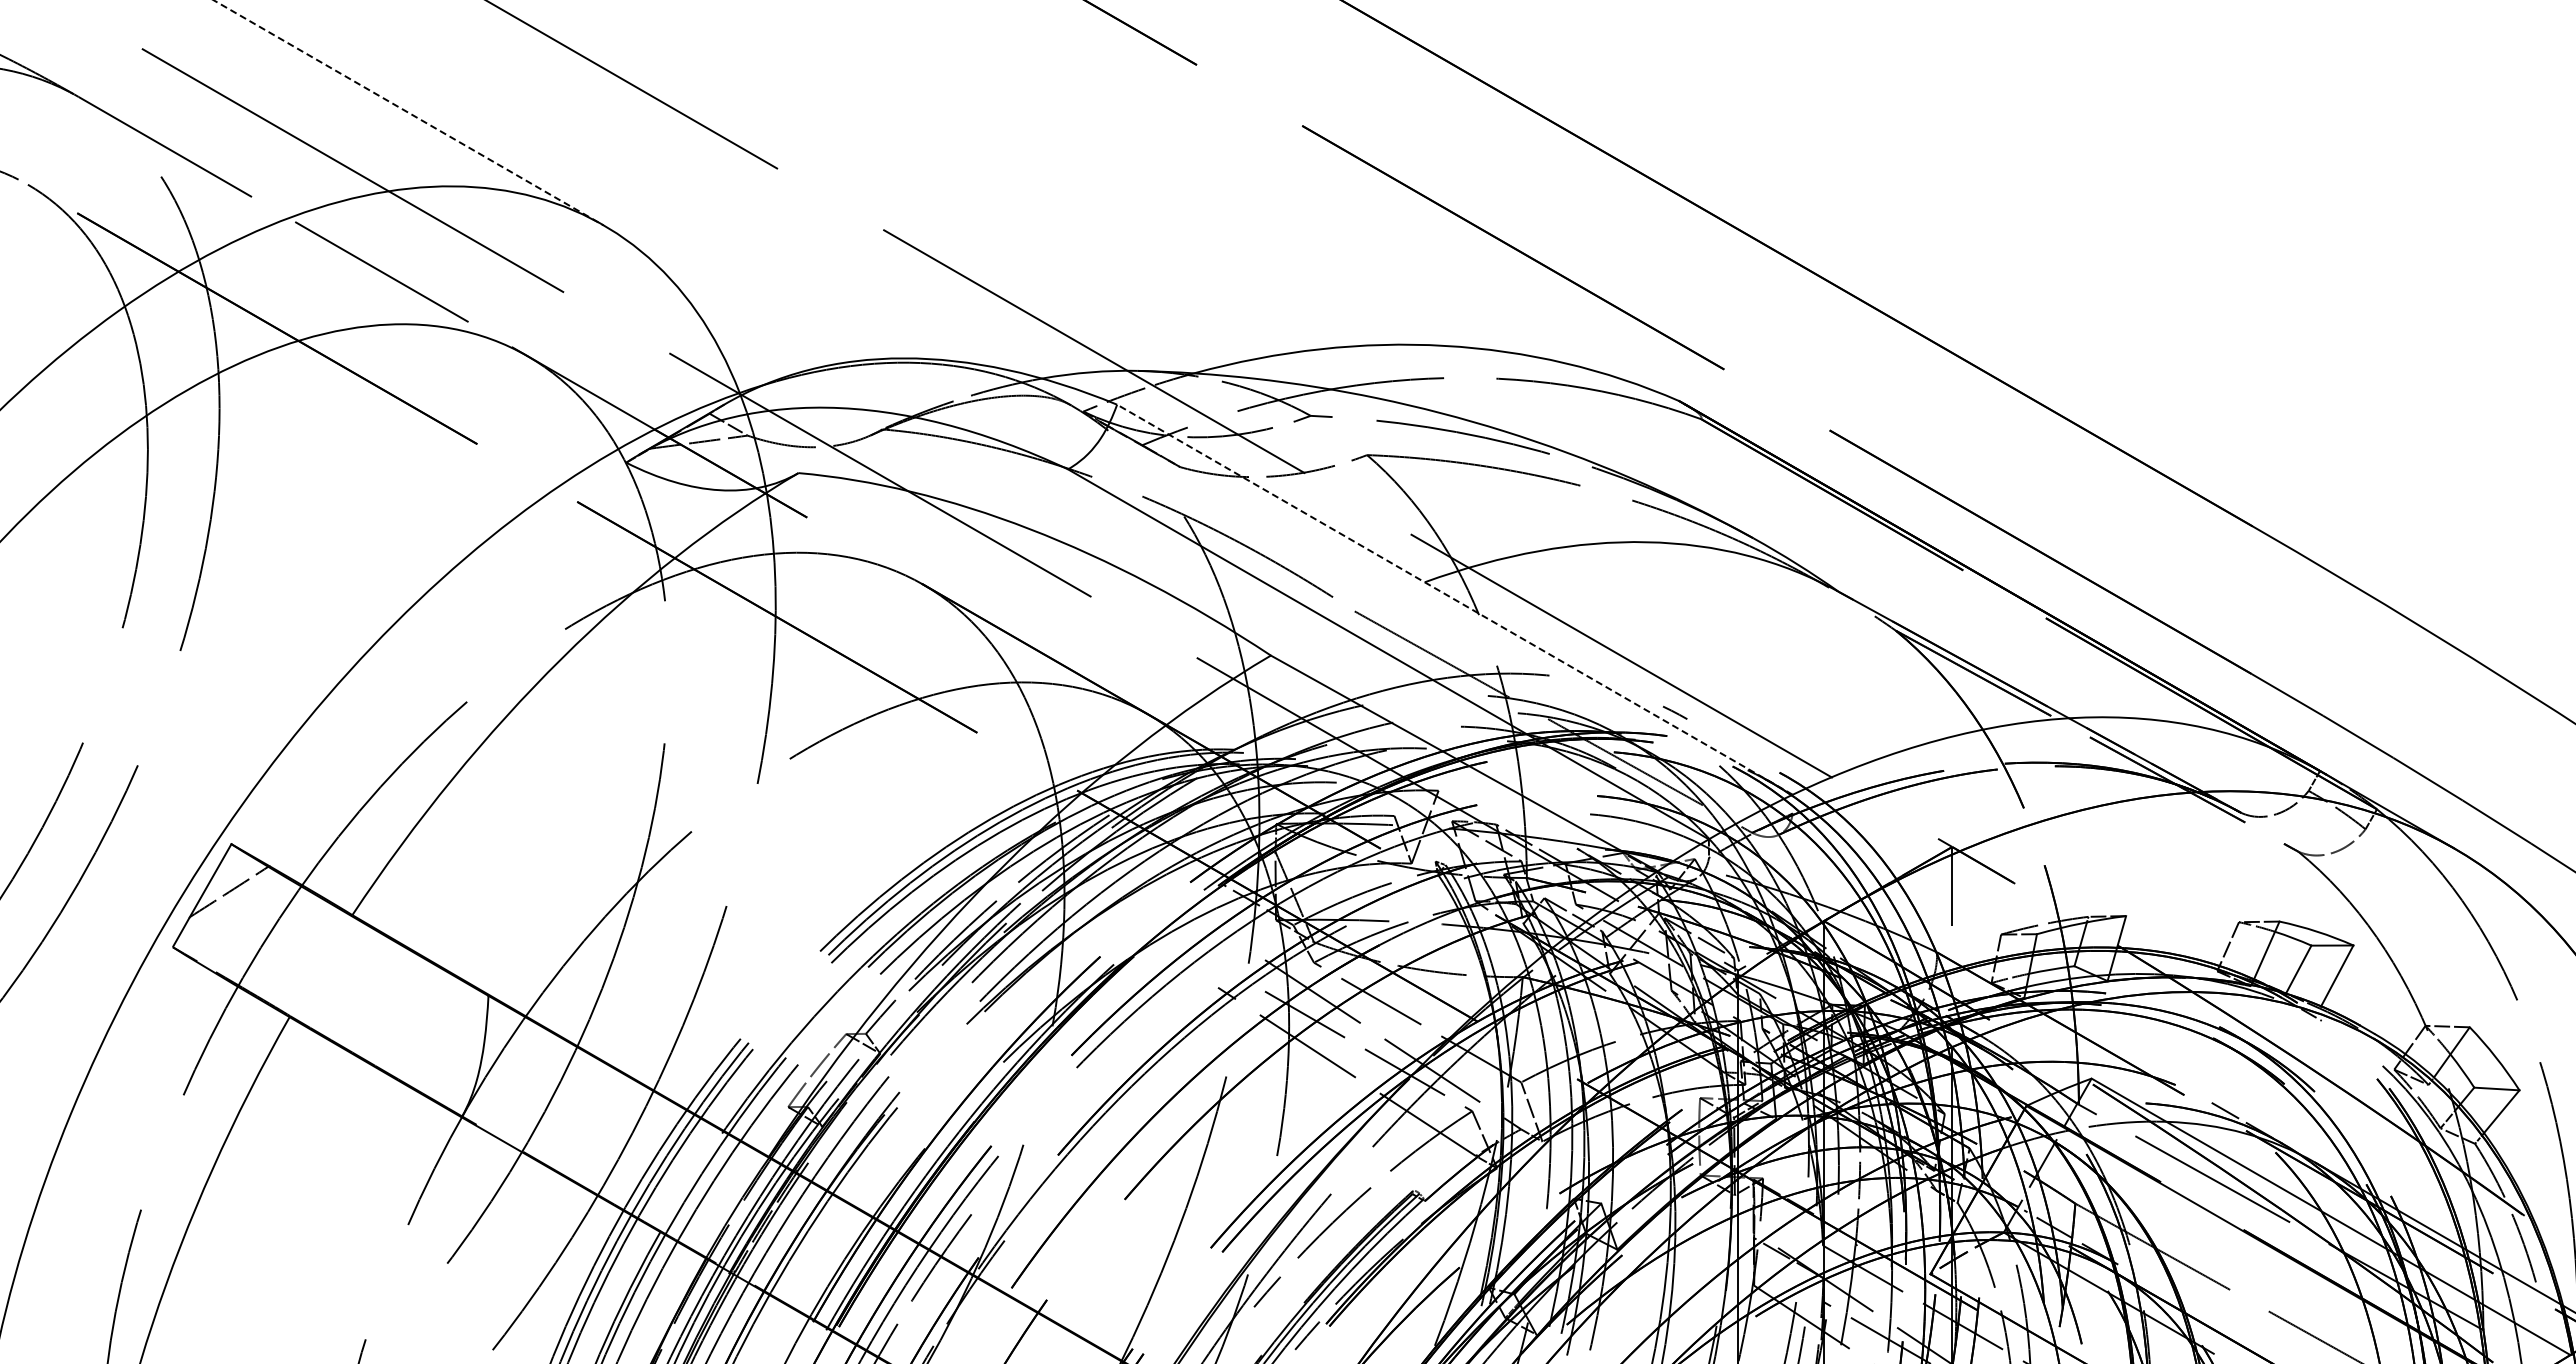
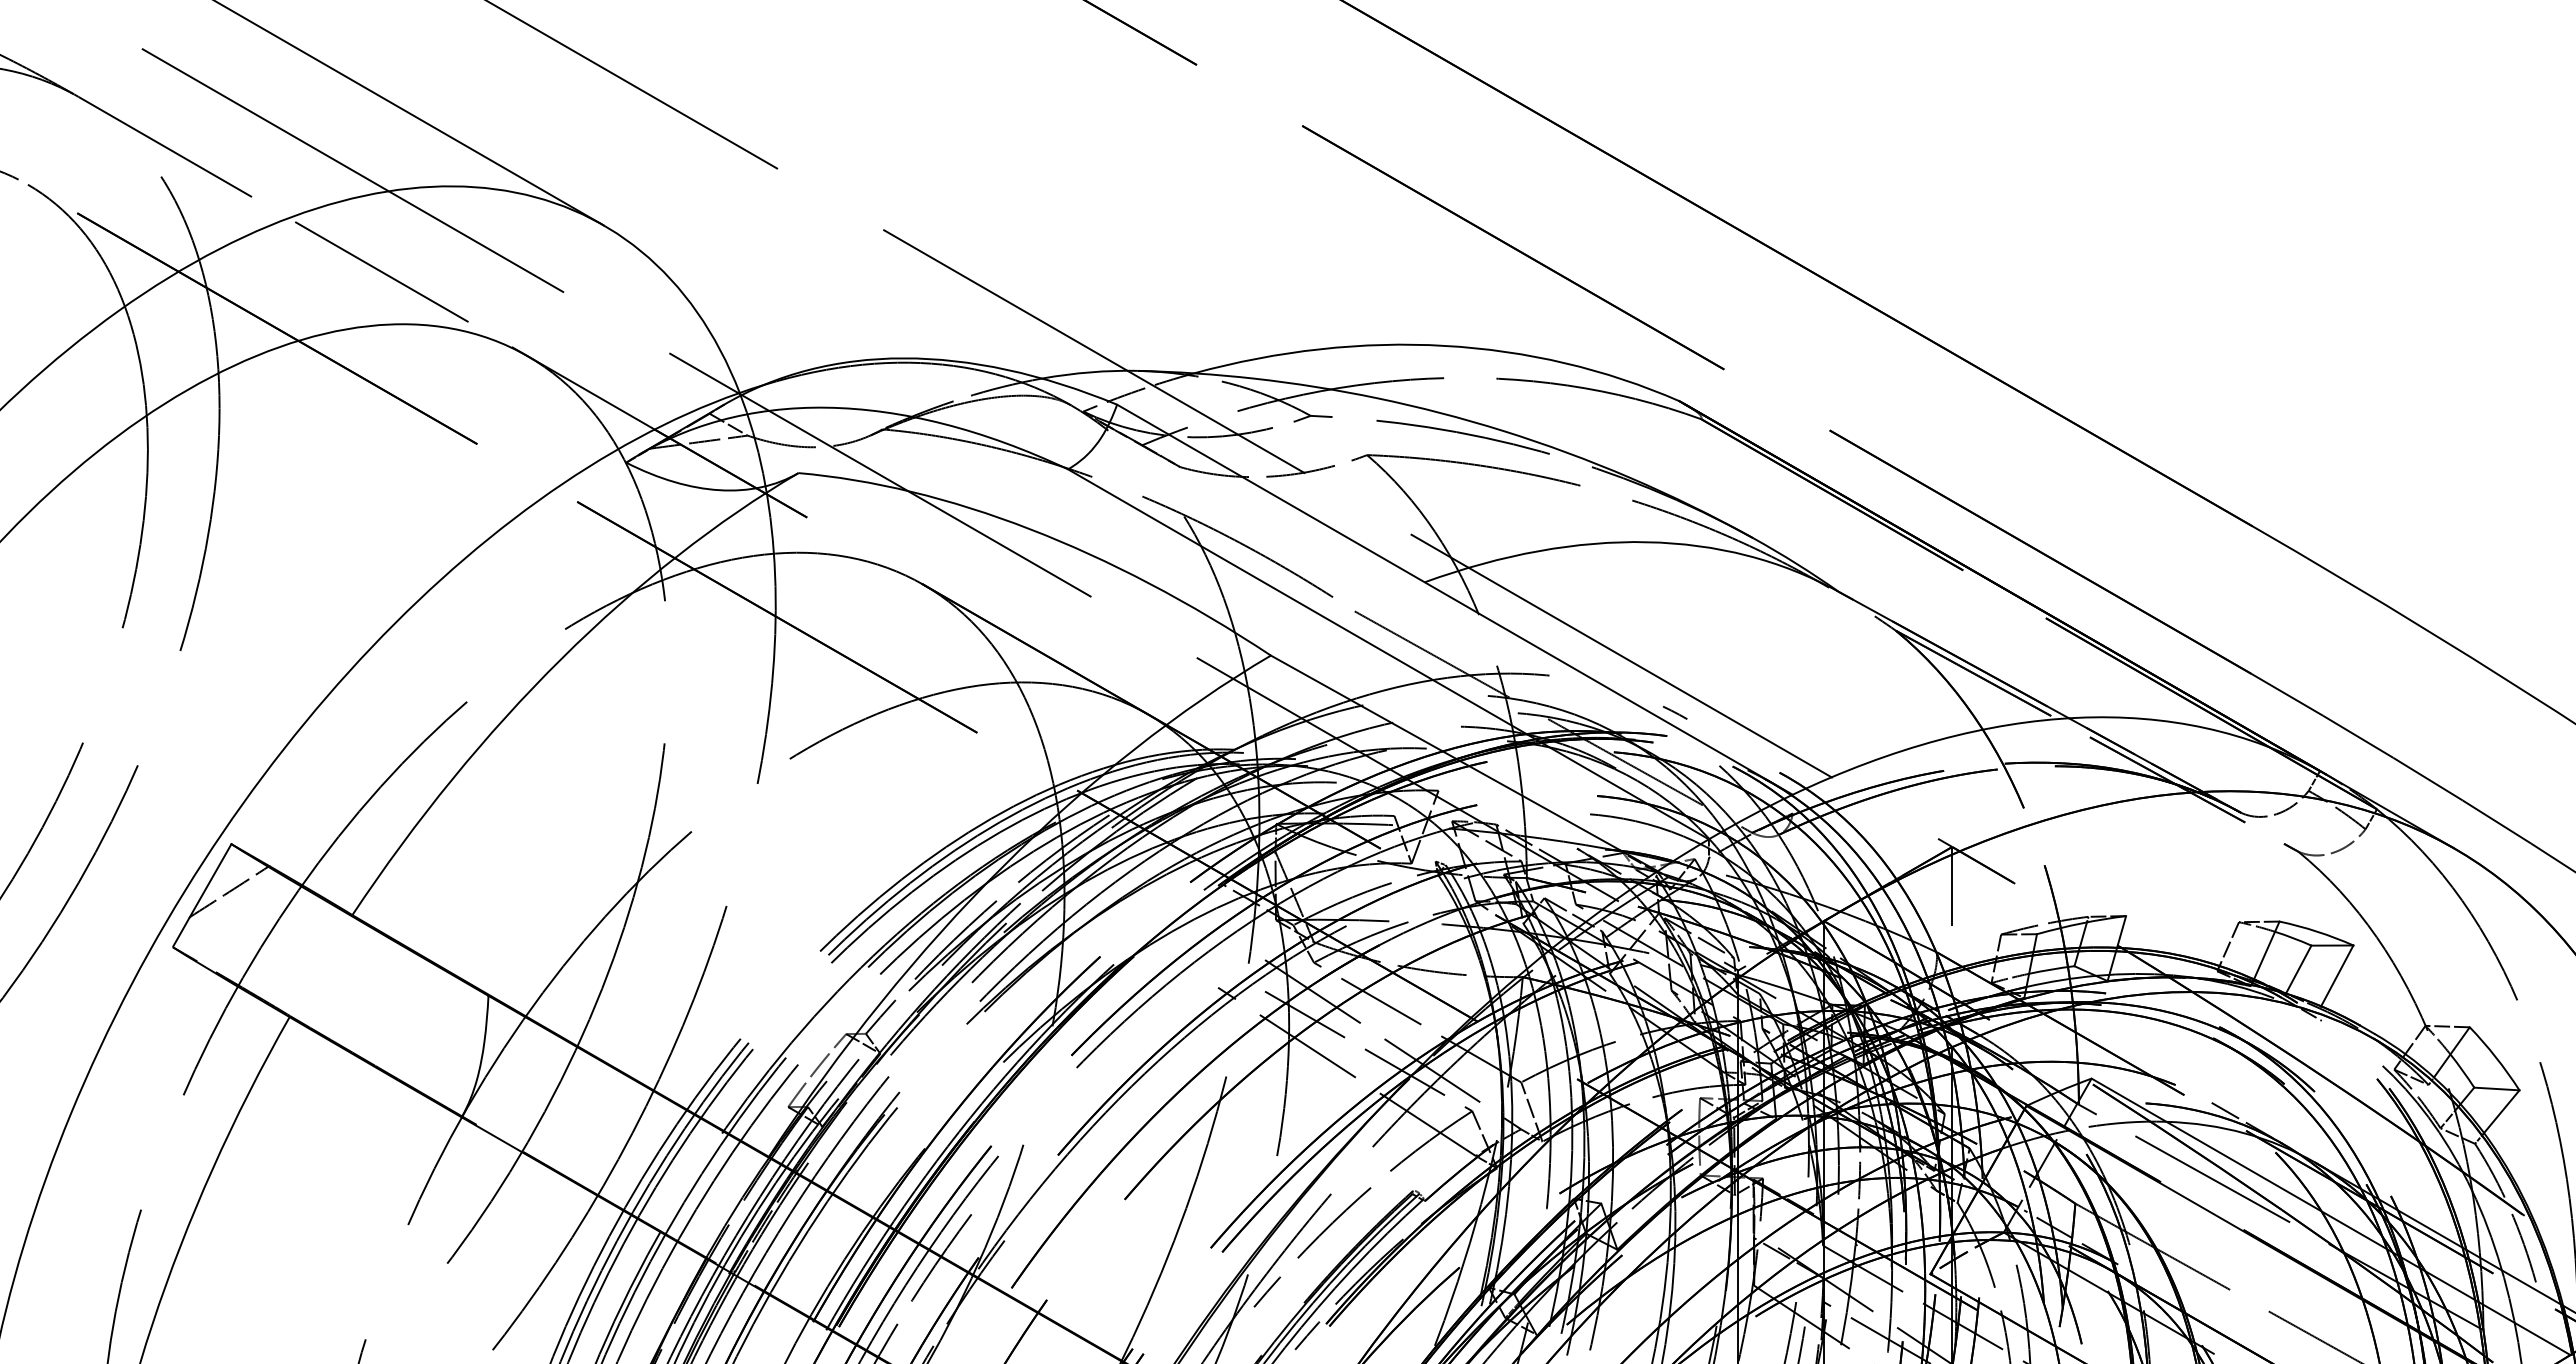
line: dashed -> solid (408, 112)
line: dashed -> solid (1454, 599)
